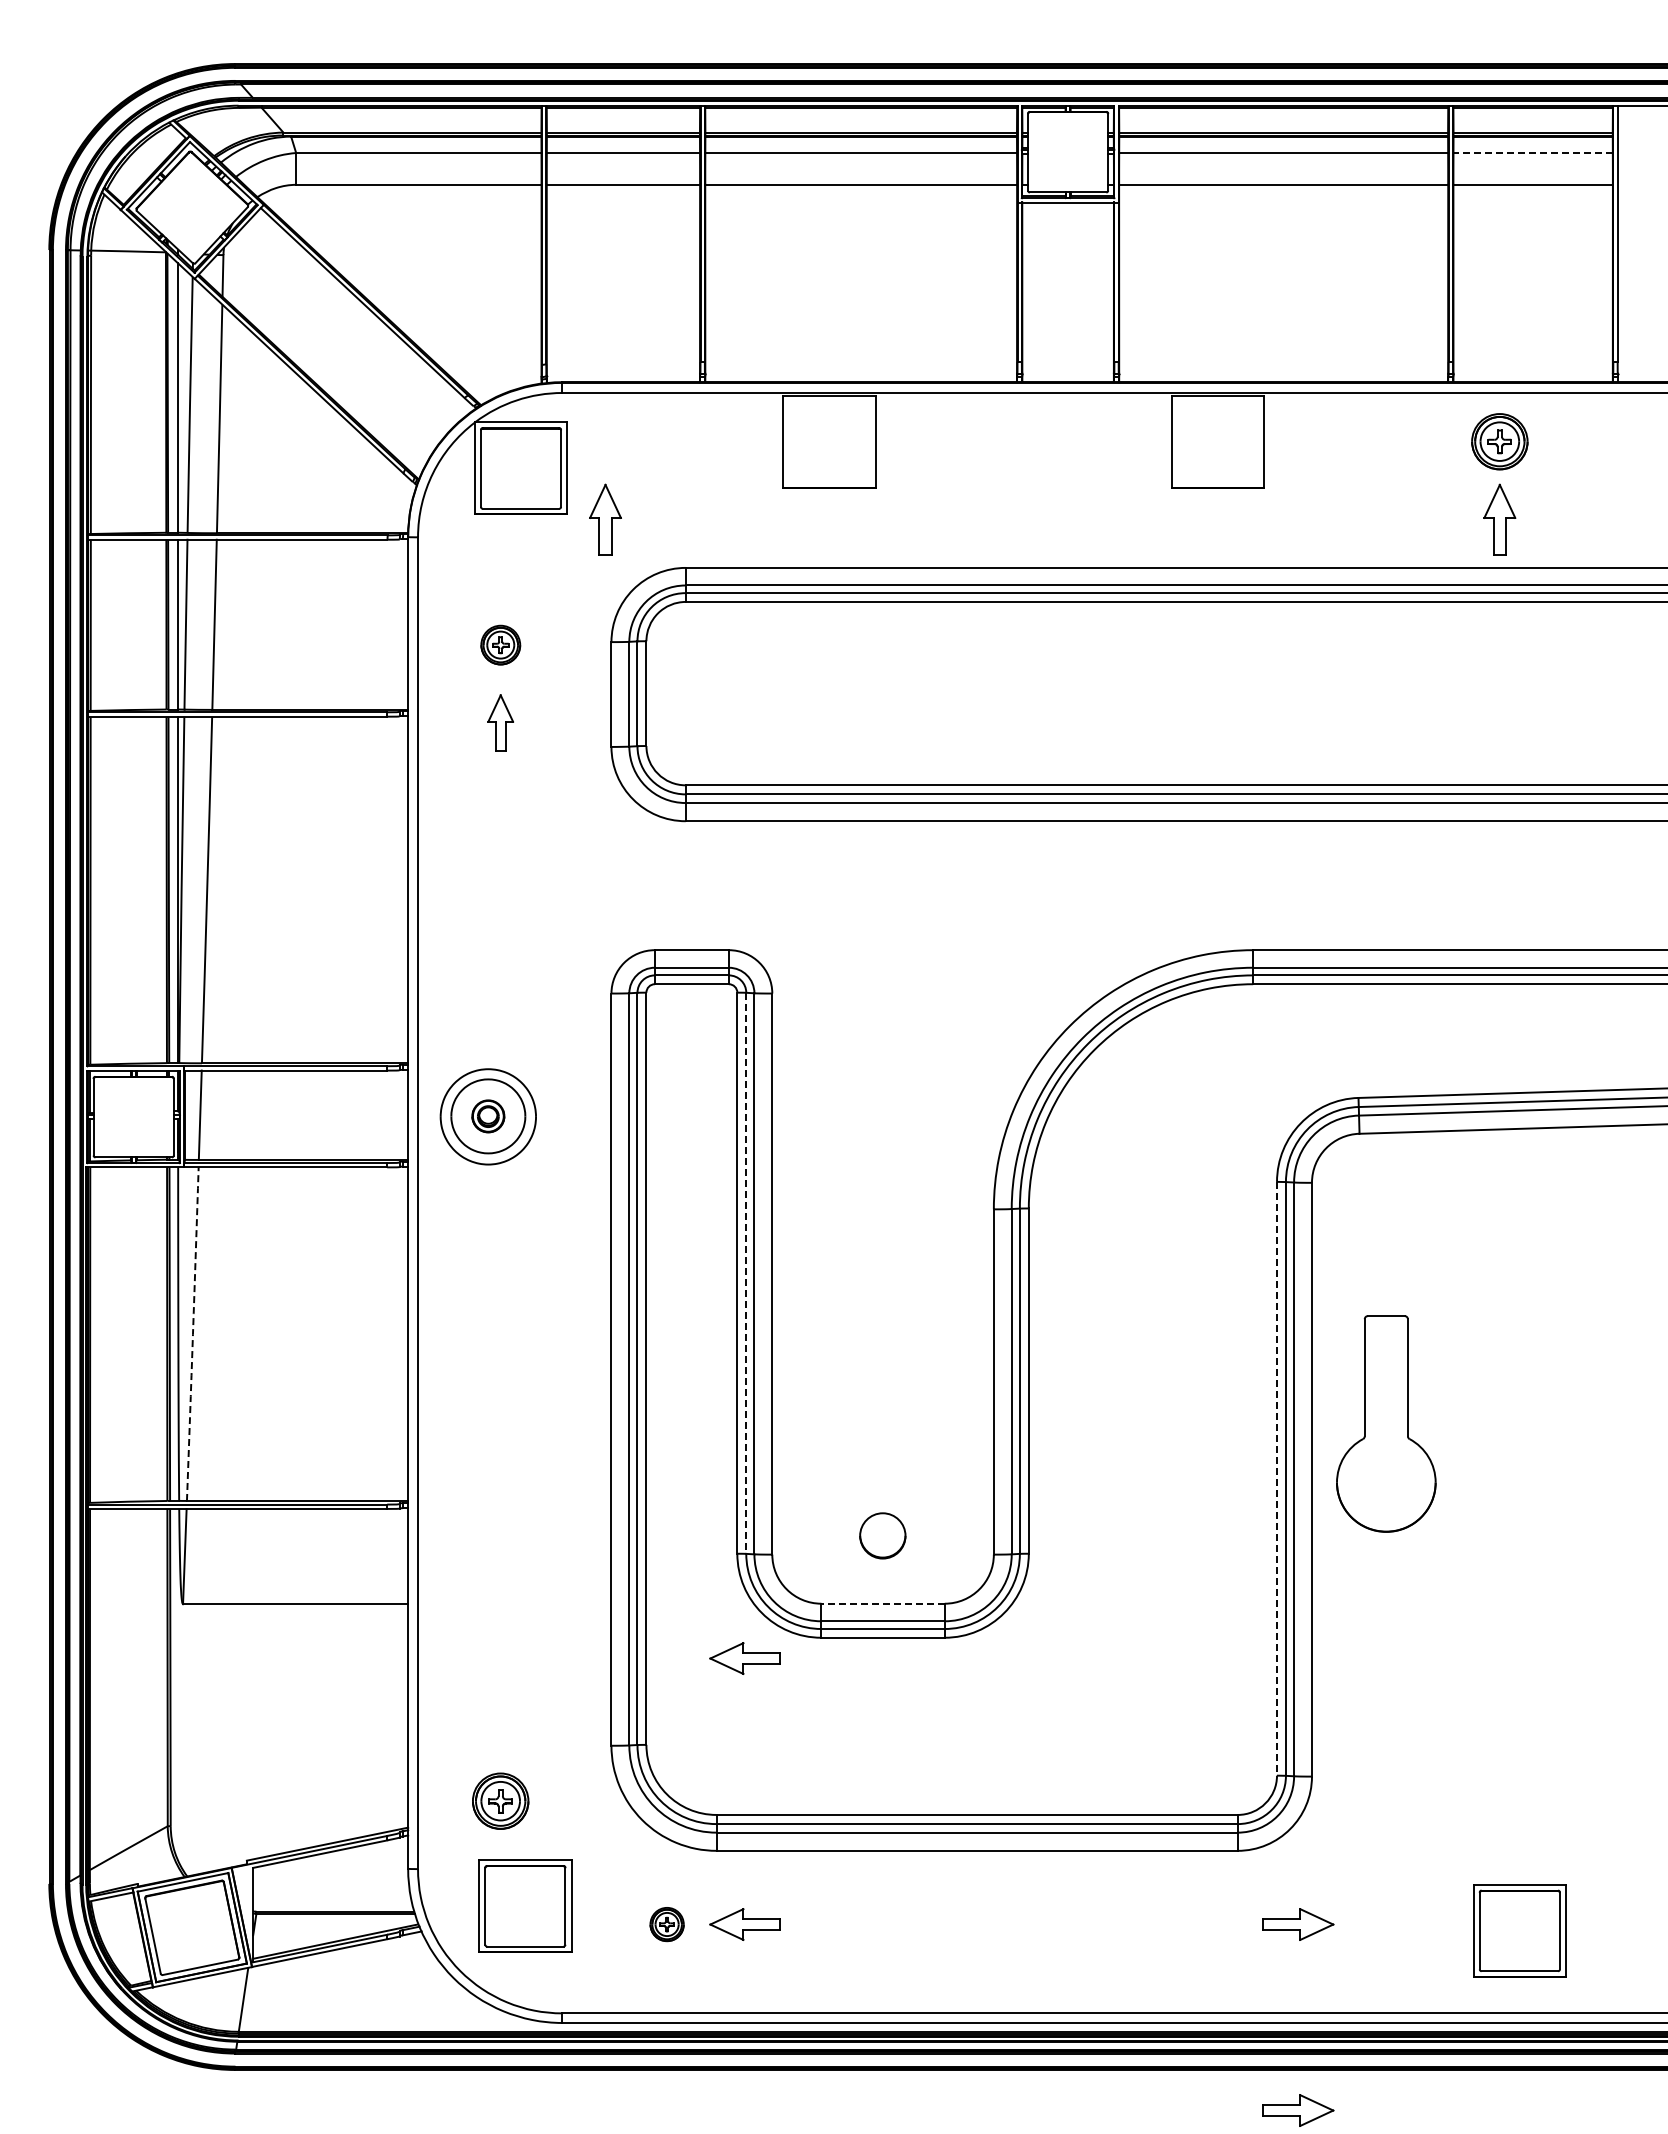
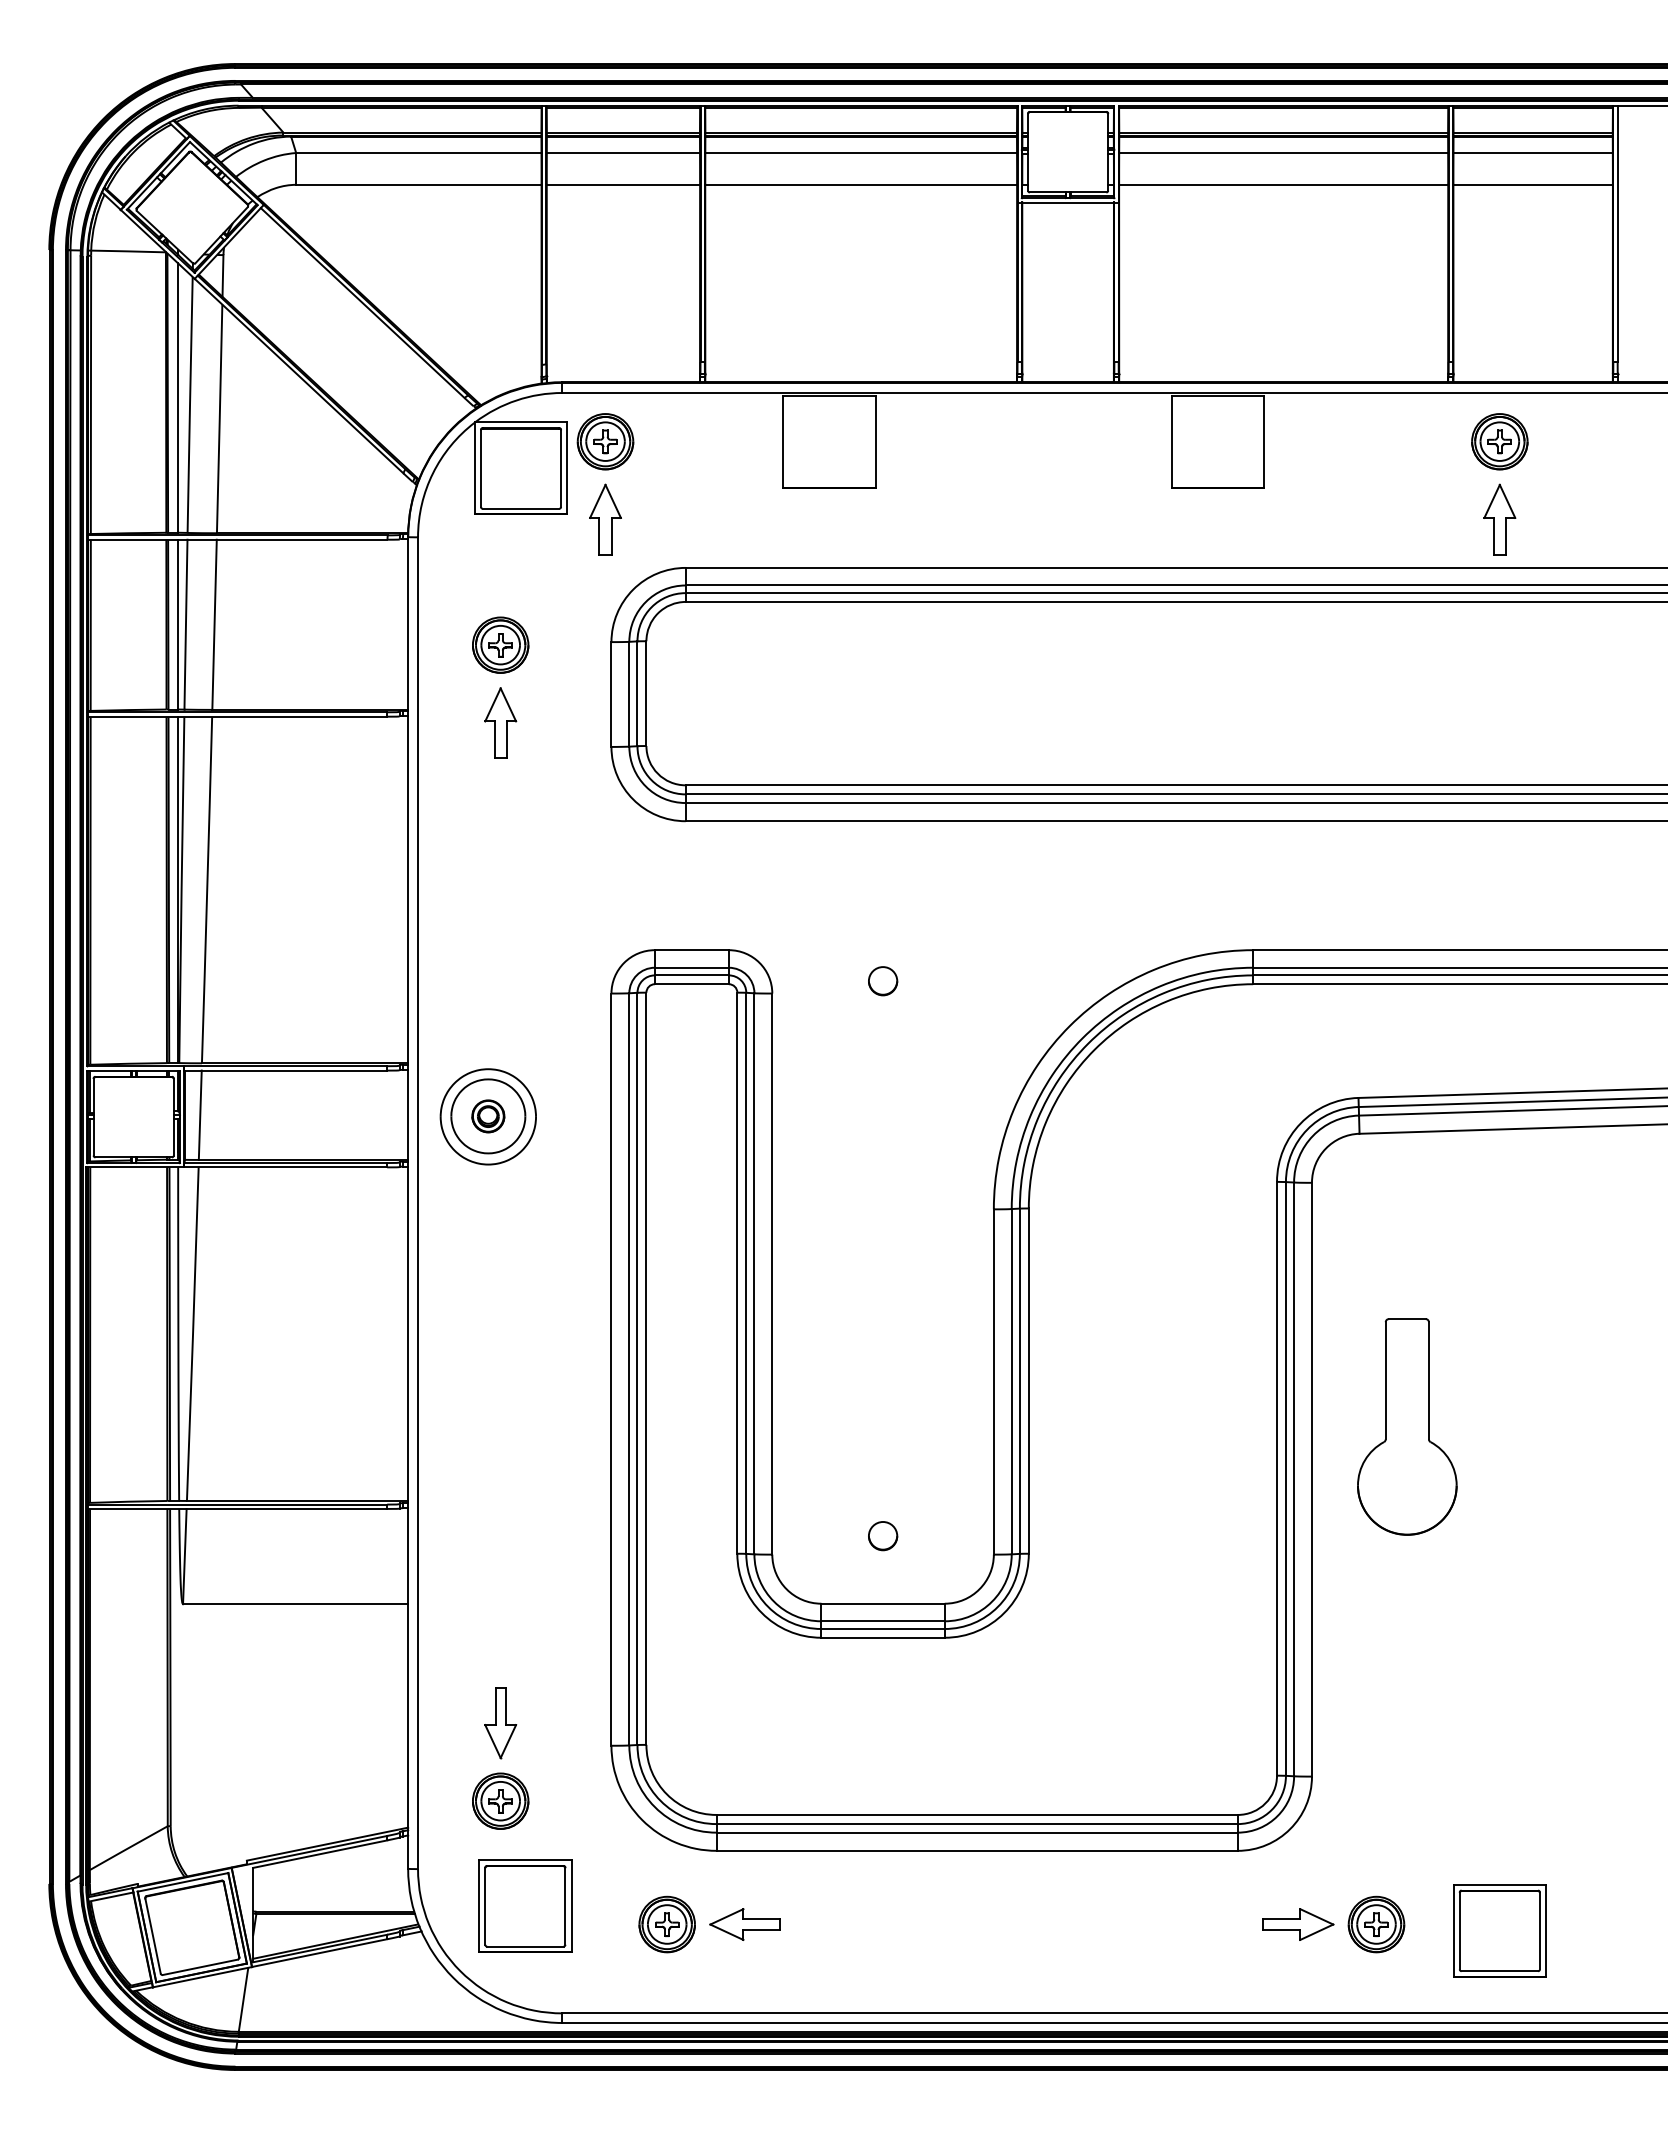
line: dashed -> solid (1533, 153)
part: none -> present (605, 441)
part size: 42x42 px -> 58x58 px (500, 644)
part size: 27x58 px -> 34x72 px (500, 722)
part: none -> present (883, 981)
line: dashed -> solid (746, 1273)
arc: dashed -> solid (192, 1334)
part position: (1386, 1423) -> (1407, 1426) (1407, 1426)
line: dashed -> solid (1277, 1478)
part size: 48x48 px -> 31x31 px (883, 1536)
line: dashed -> solid (883, 1603)
part: present -> none (744, 1658)
part: none -> present (500, 1723)
part size: 36x36 px -> 58x59 px (666, 1924)
part: none -> present (1376, 1924)
part position: (1519, 1930) -> (1499, 1930) (1499, 1930)
part: present -> none (1298, 2110)
